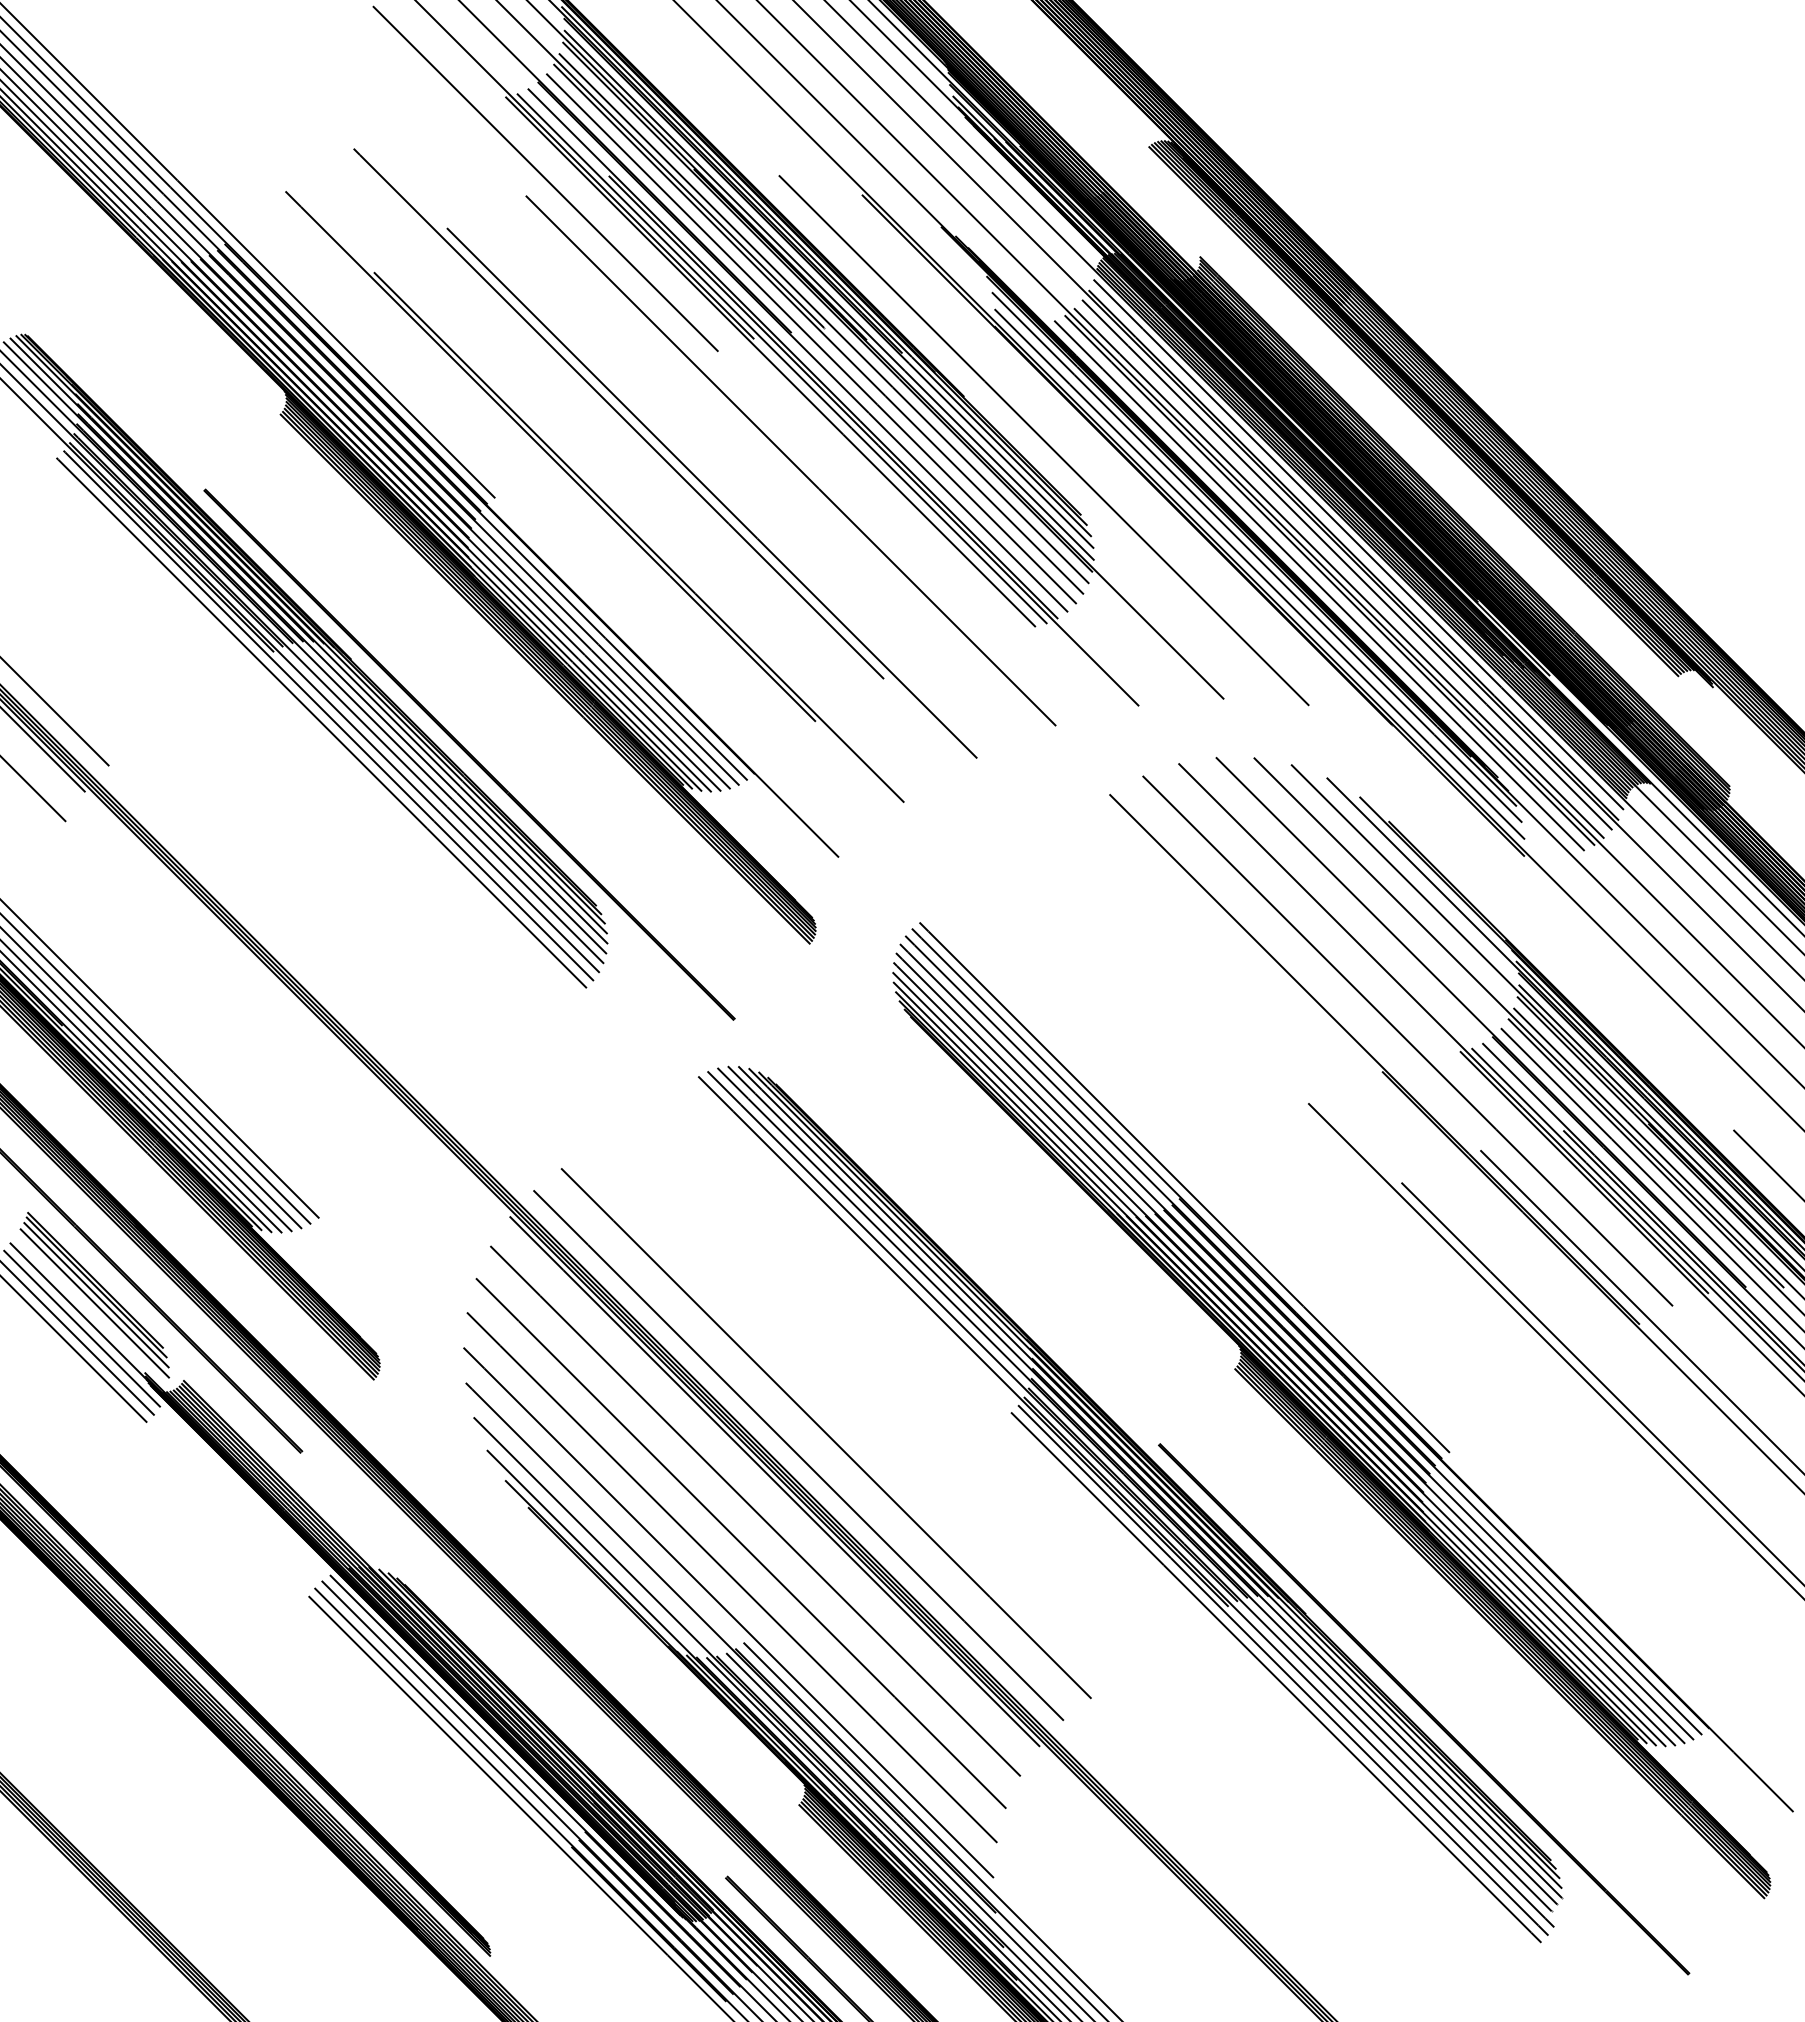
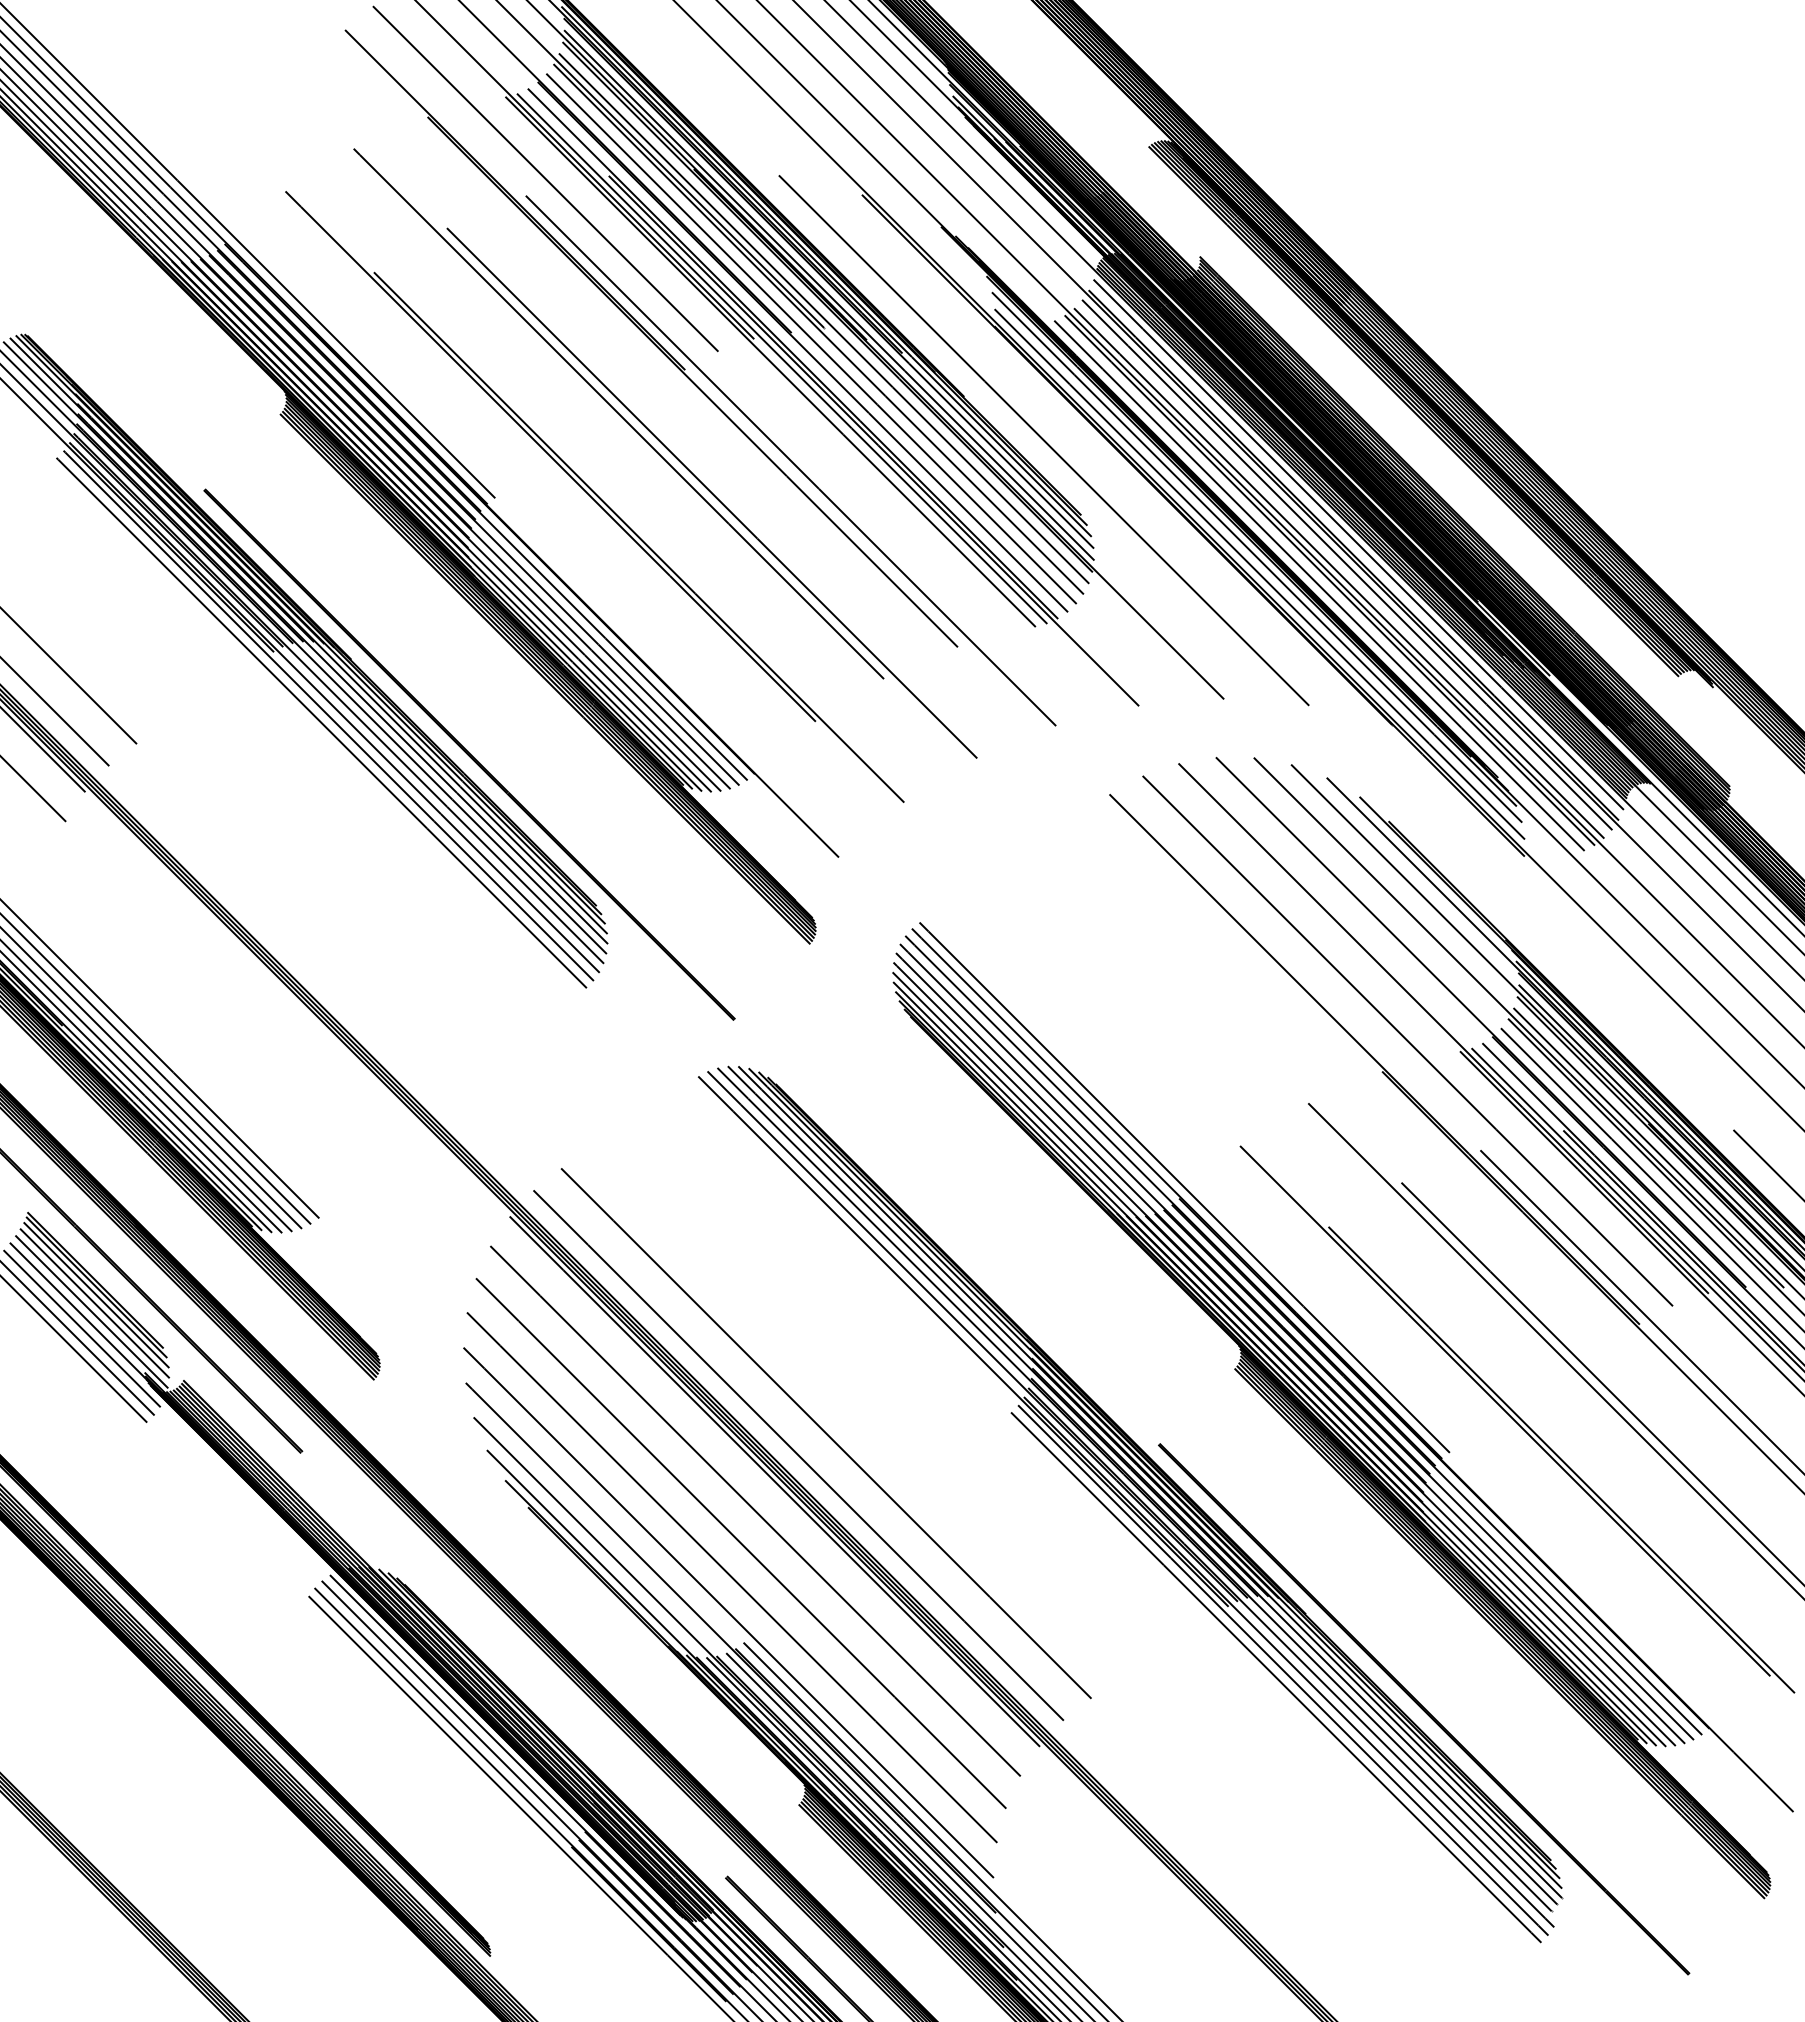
part: none -> present (651, 338)
line: none -> present (69, 676)
line: none -> present (91, 1311)
part: none -> present (1517, 1419)
